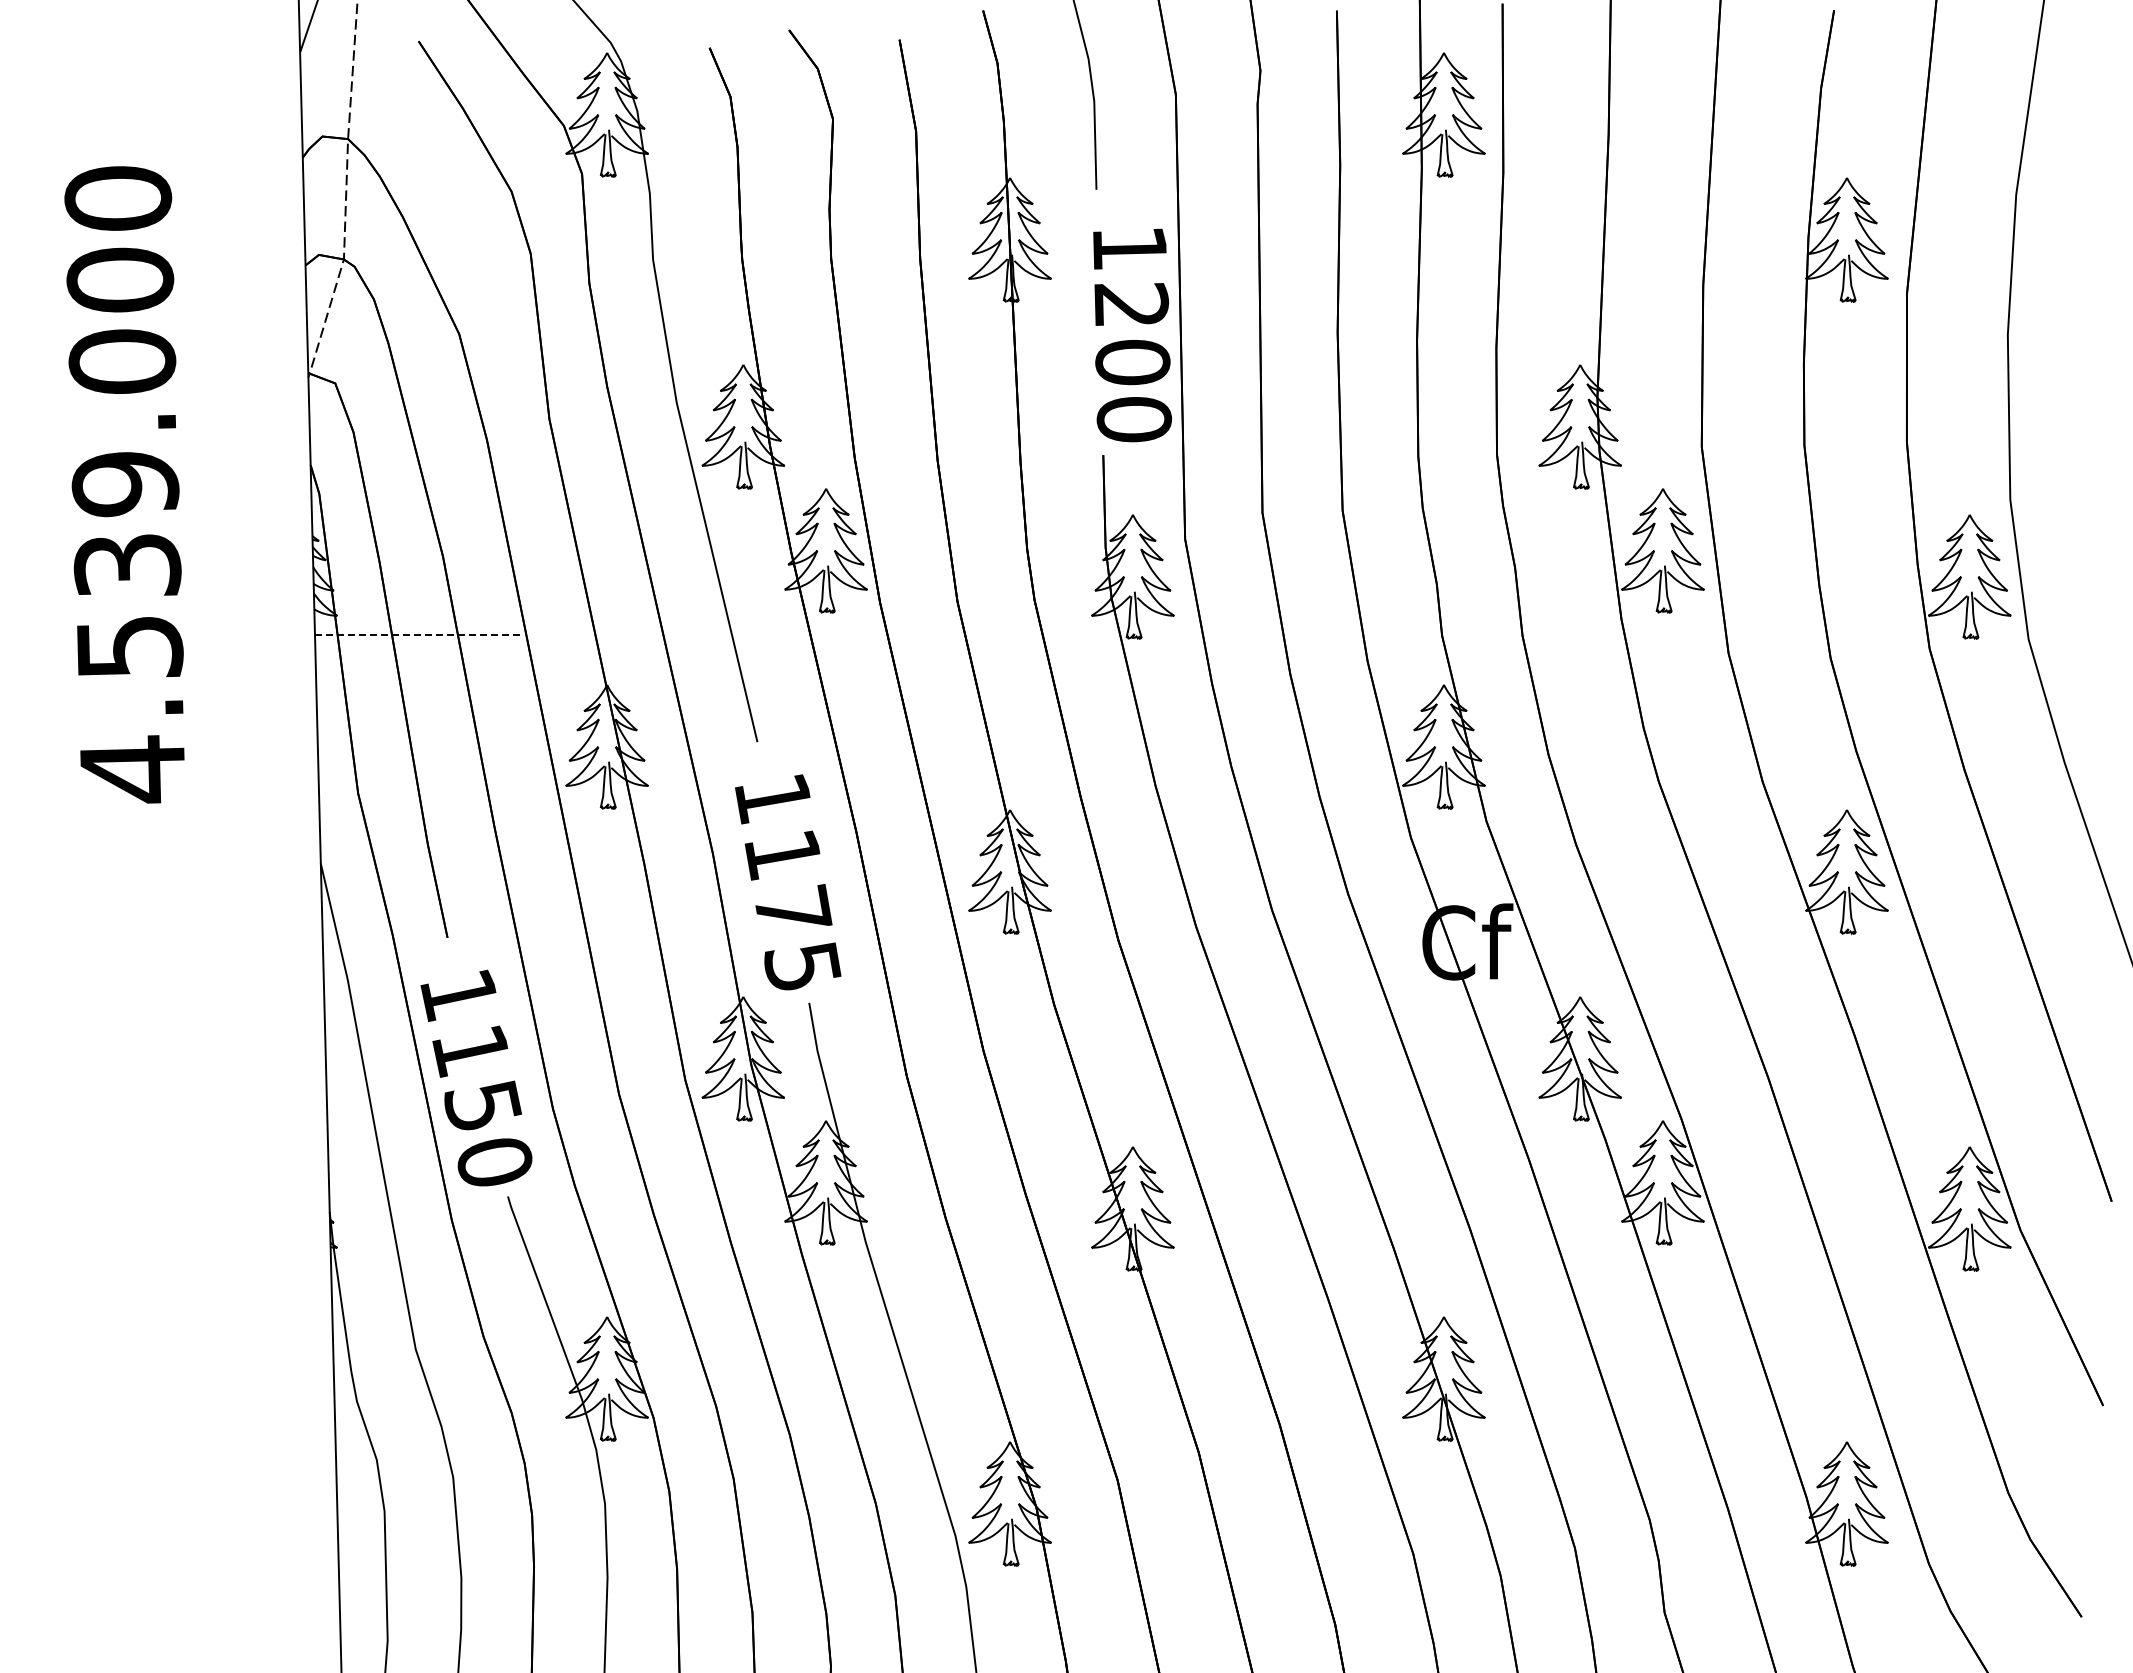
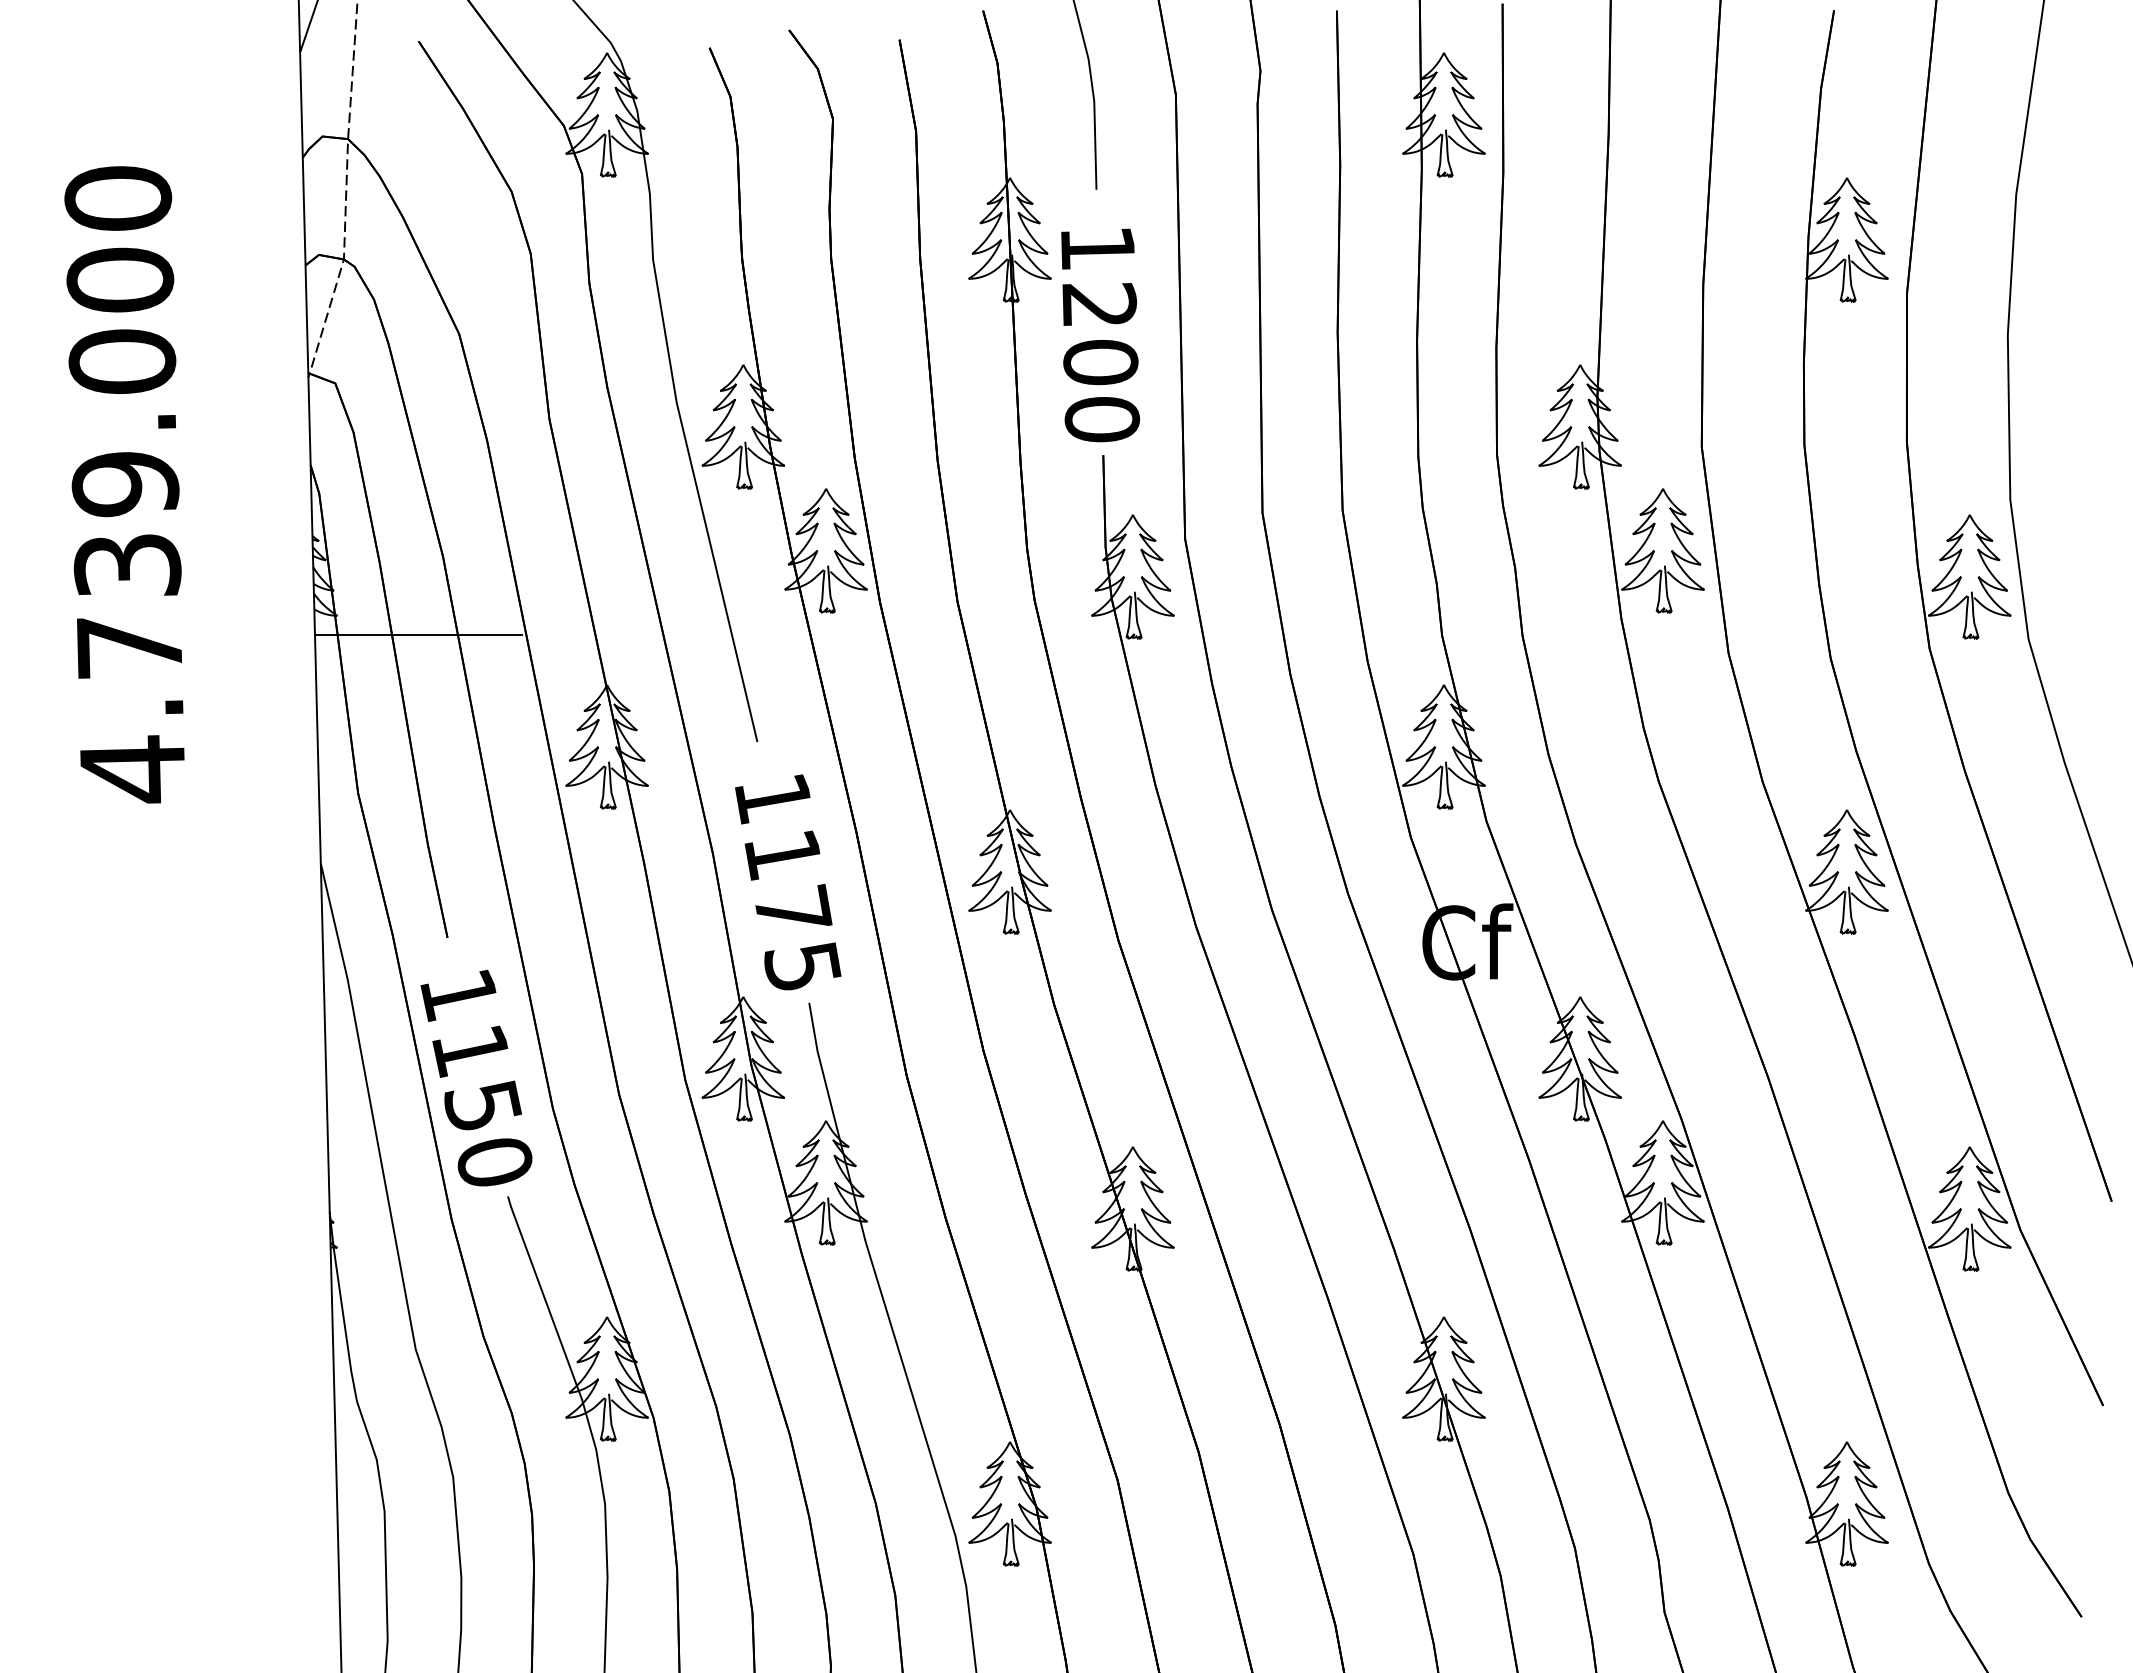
text position: (1132, 335) -> (1100, 335) (1100, 335)
line: dashed -> solid (418, 634)
text: 4.539.000 -> 4.739.000 (130, 647)
